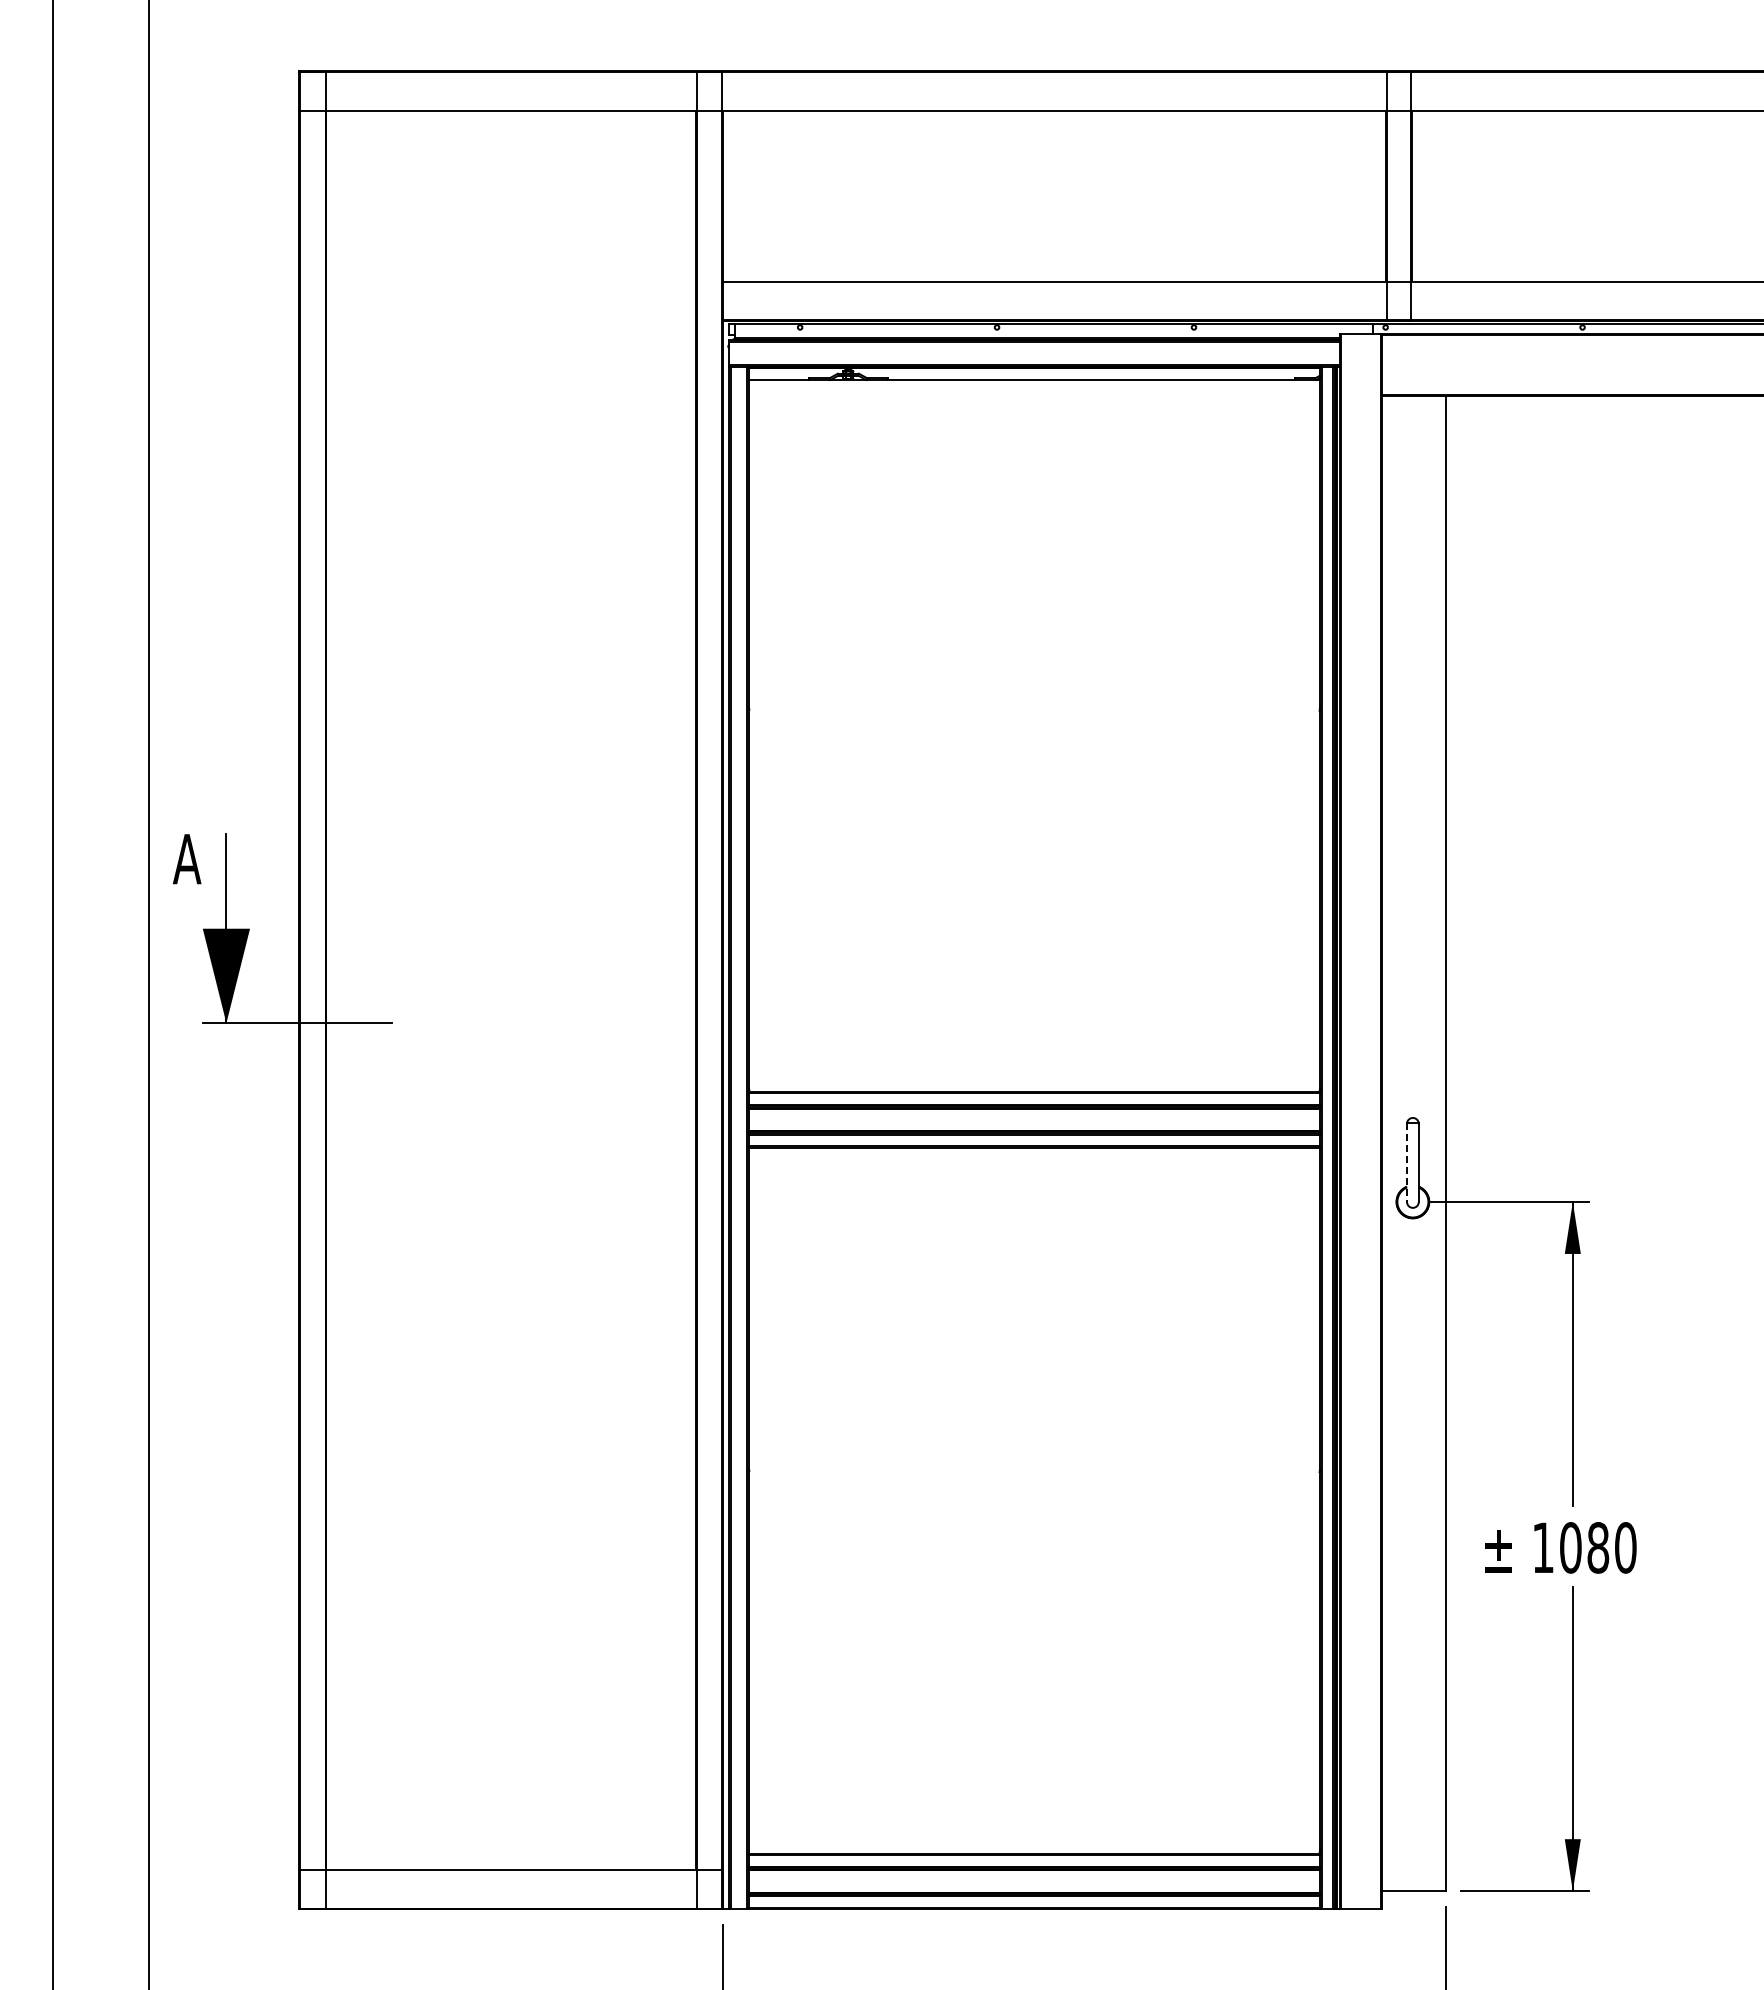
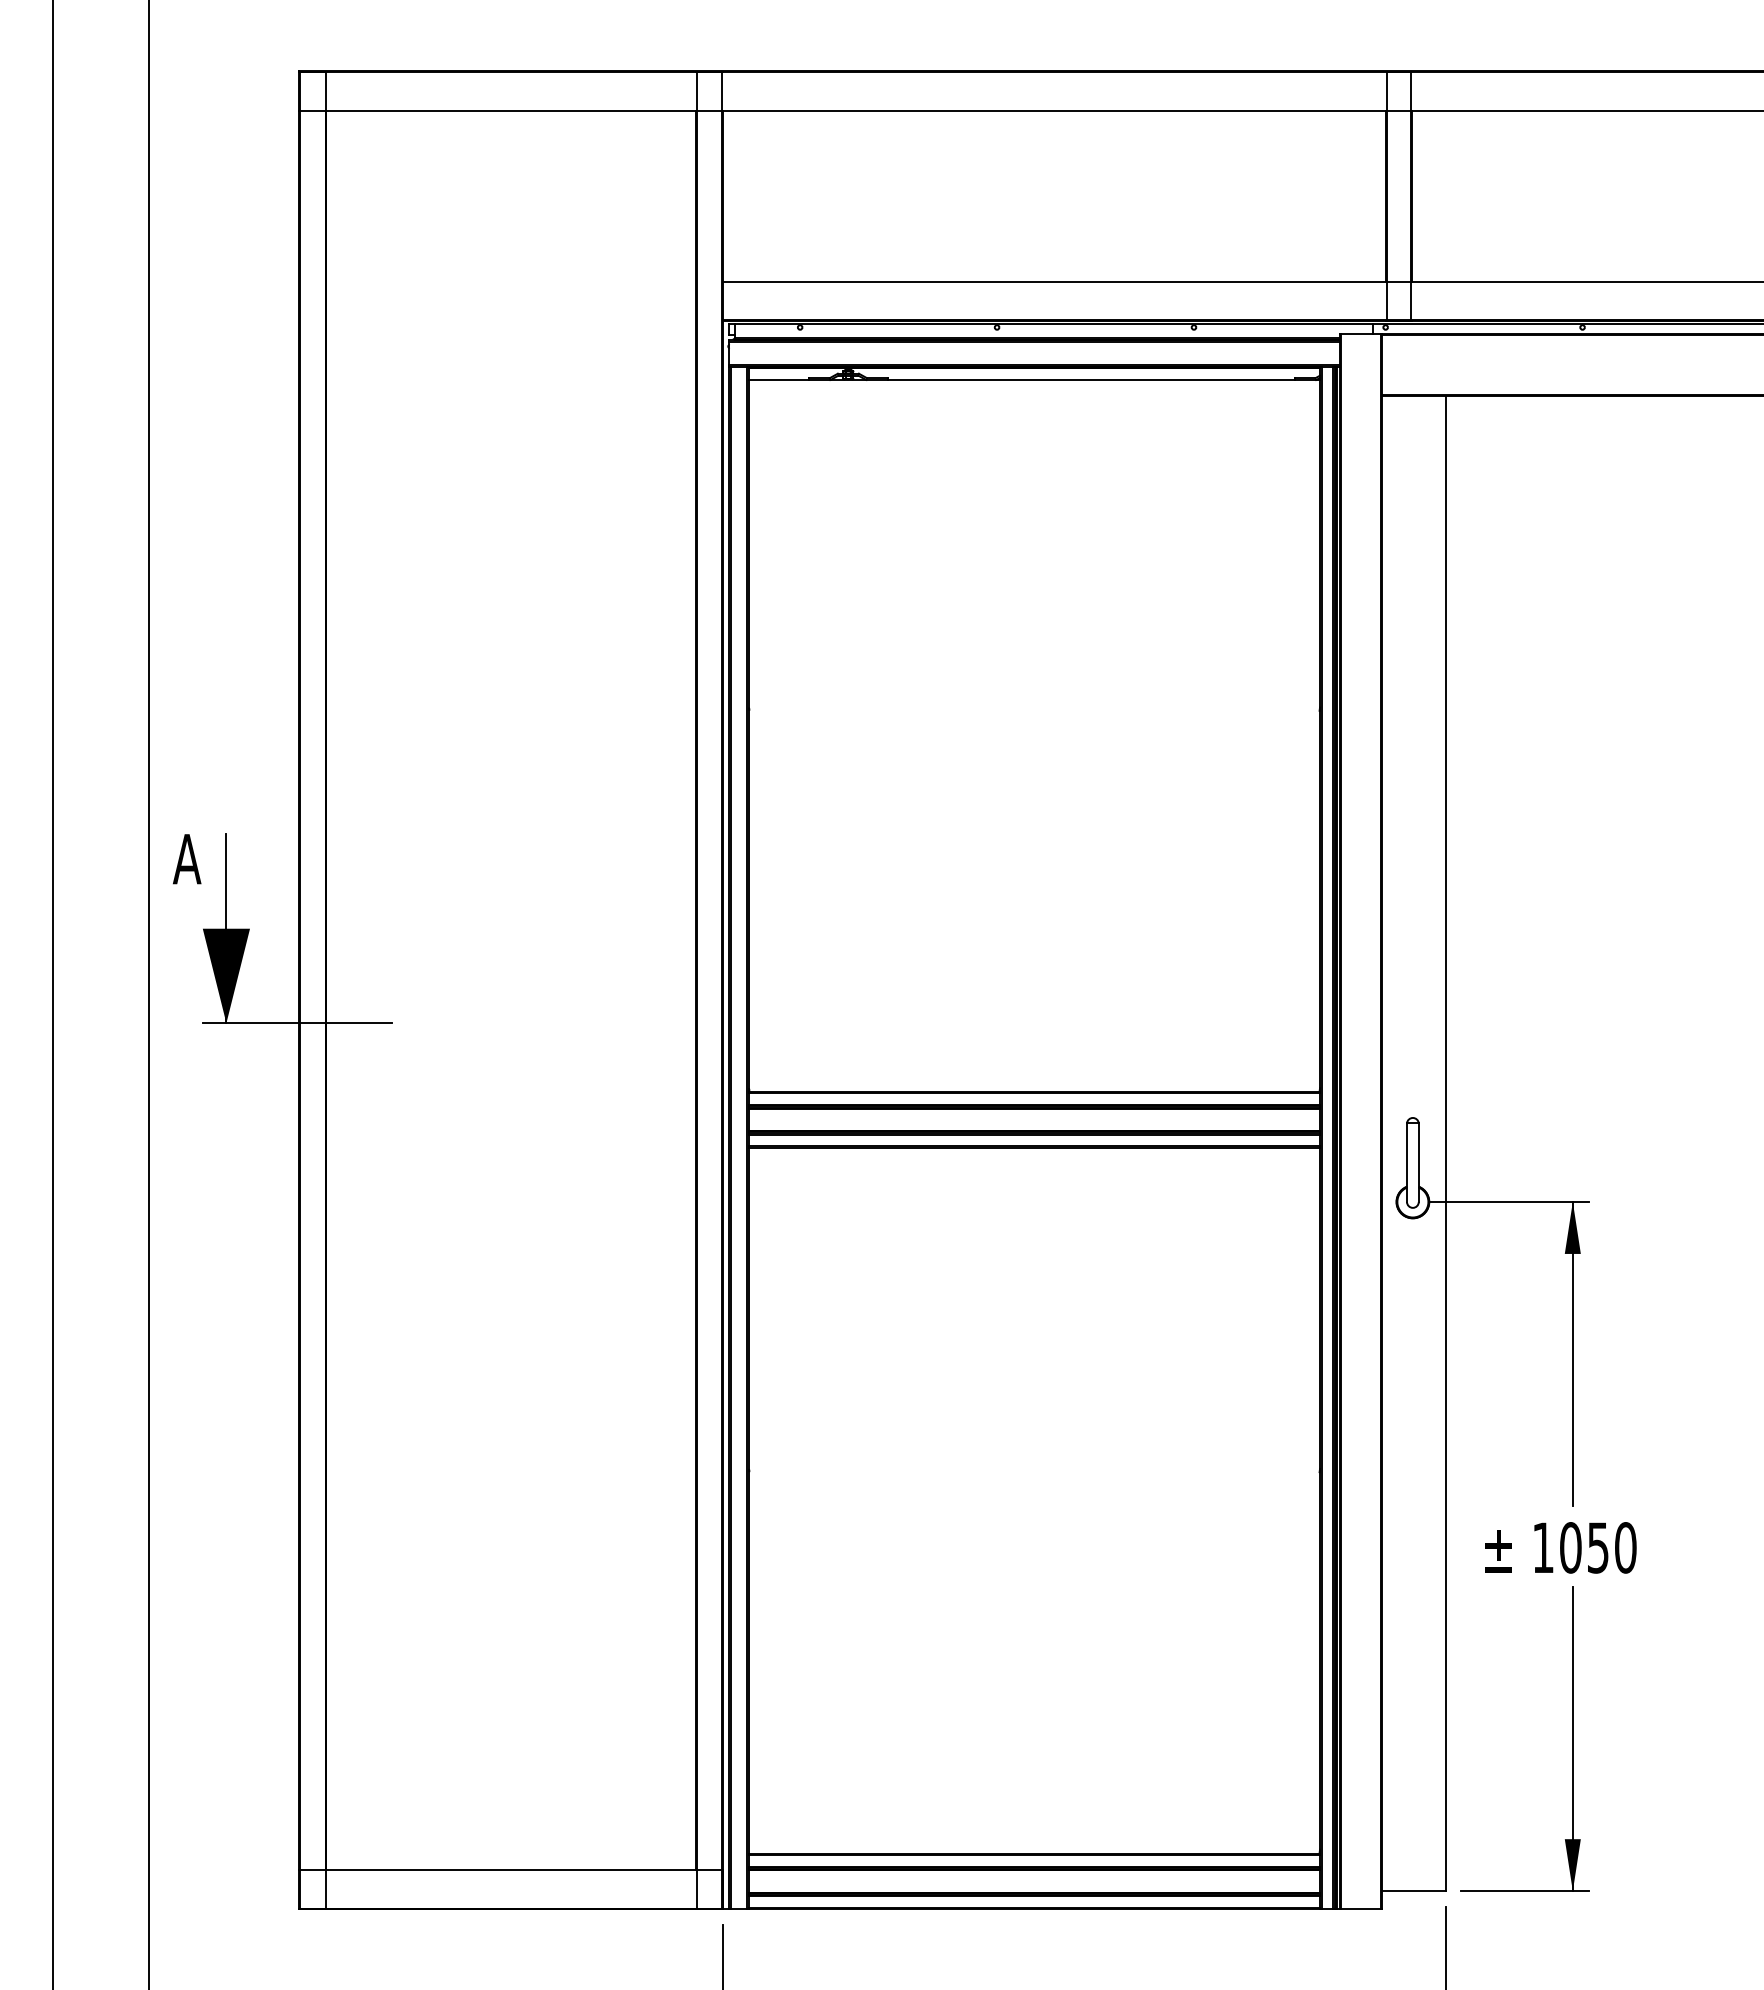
line: dashed -> solid (1406, 1163)
text: 1080 -> 1050 (1598, 1547)
